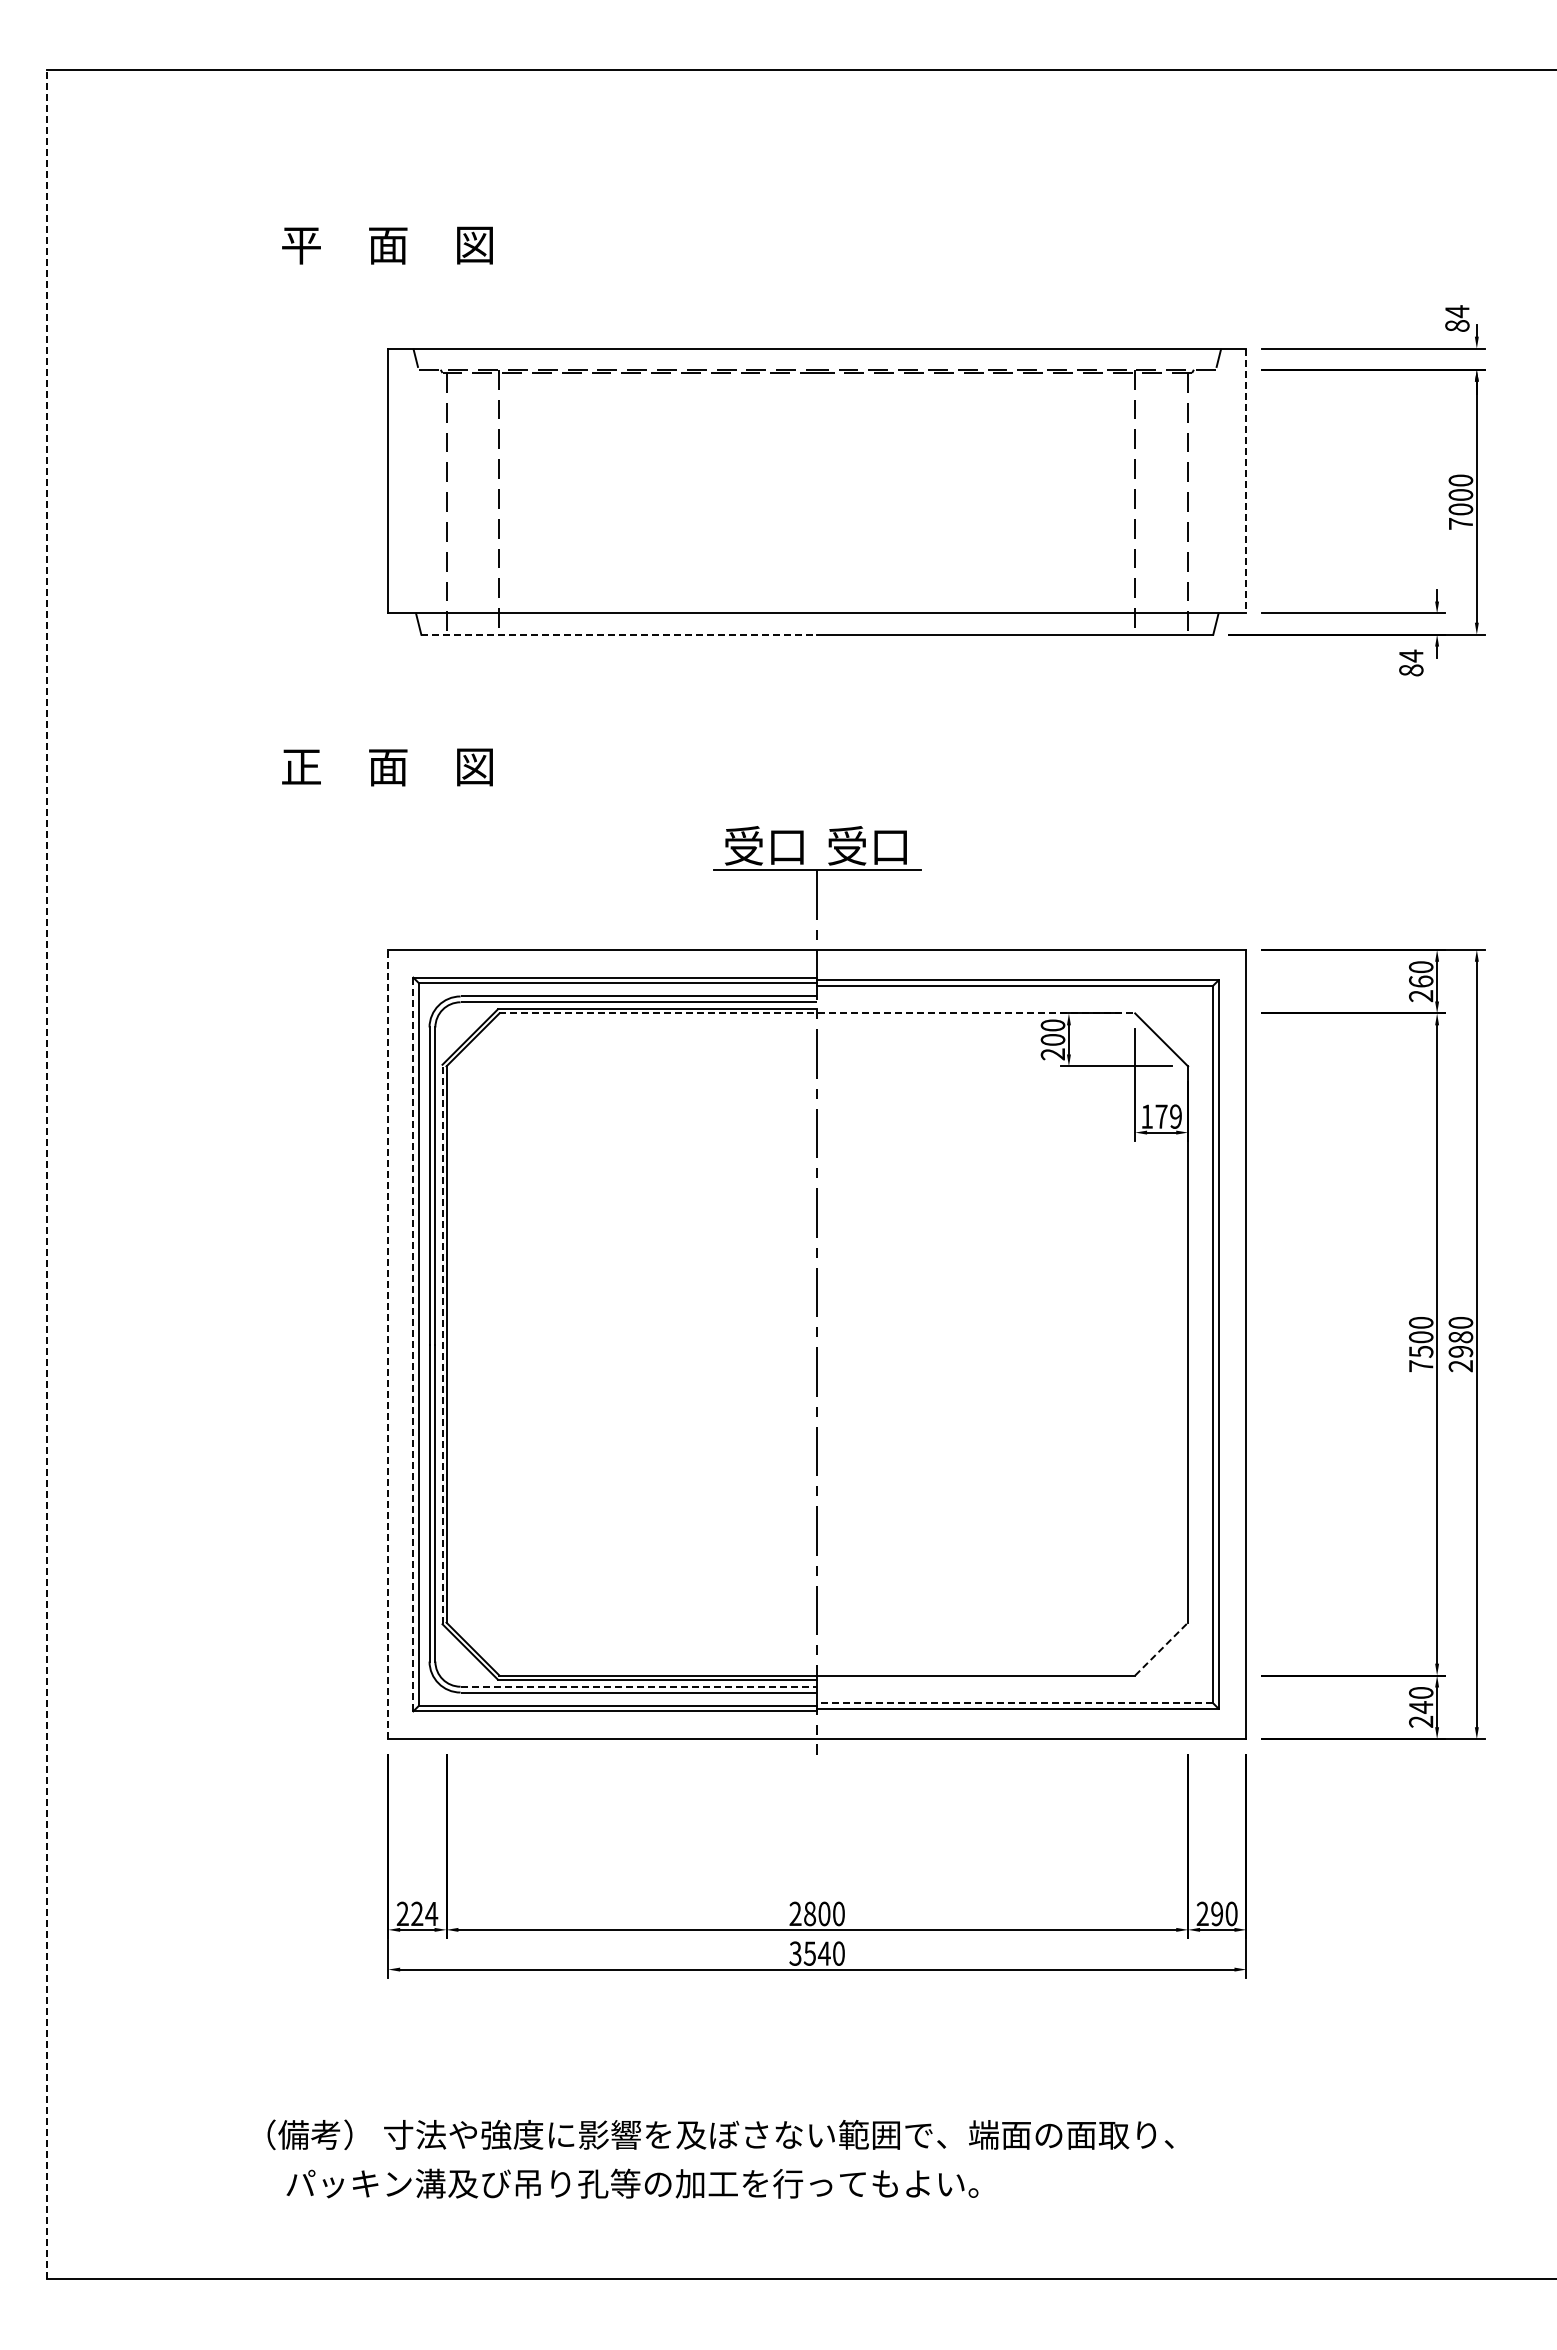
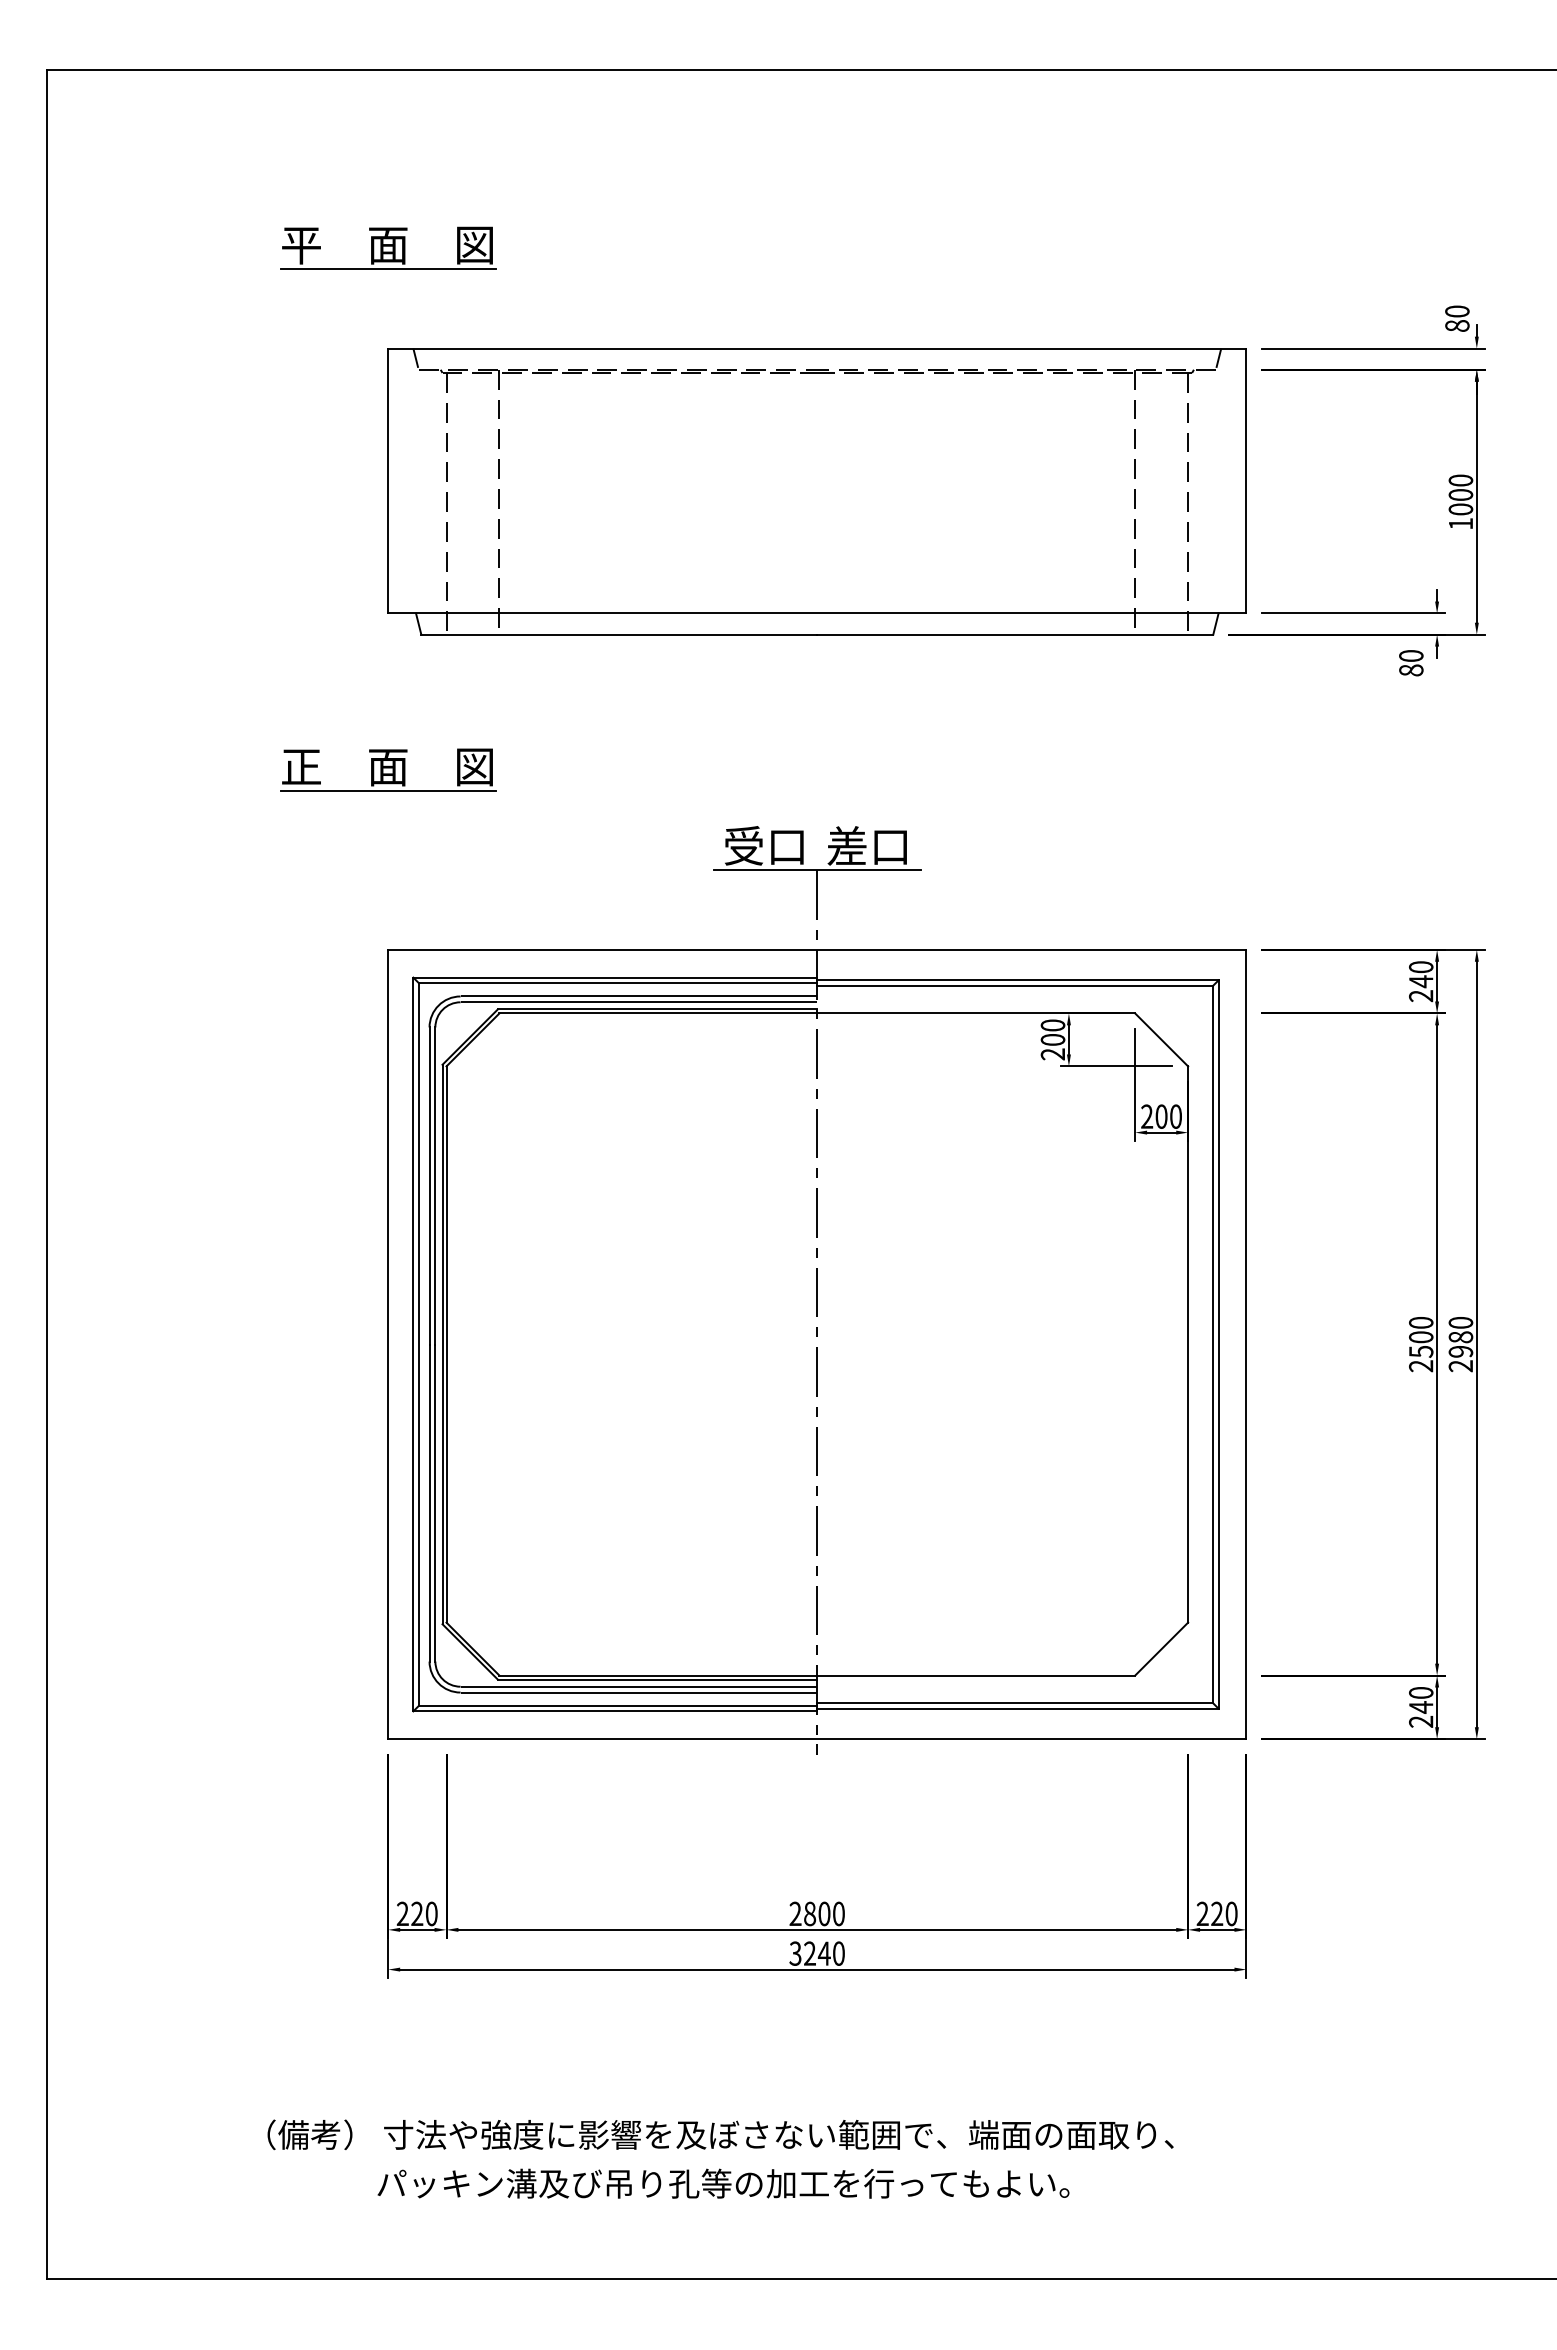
line: none -> present (387, 269)
text: 84 -> 80 (1457, 311)
line: dashed -> solid (1246, 481)
text: 7000 -> 1000 (1460, 523)
line: dashed -> solid (619, 634)
text: 84 -> 80 (1411, 655)
line: none -> present (387, 790)
text: 受口 -> 差口 (846, 845)
text: 260 -> 240 (1421, 981)
line: dashed -> solid (817, 1013)
text: 179 -> 200 (1161, 1116)
line: dashed -> solid (46, 1174)
line: dashed -> solid (388, 1344)
line: dashed -> solid (413, 1344)
line: dashed -> solid (442, 1344)
text: 7500 -> 2500 (1421, 1366)
line: dashed -> solid (1162, 1648)
line: dashed -> solid (639, 1686)
line: dashed -> solid (1015, 1703)
text: 224 -> 220 (431, 1913)
text: 290 -> 220 (1217, 1914)
text: 3540 -> 3240 (809, 1953)
text position: (632, 2183) -> (723, 2183) (723, 2183)
